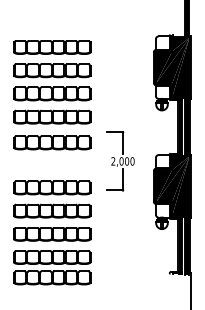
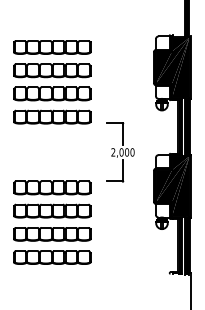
part: present -> none (52, 142)
part position: (120, 161) -> (120, 152) (120, 152)
part: present -> none (52, 277)
